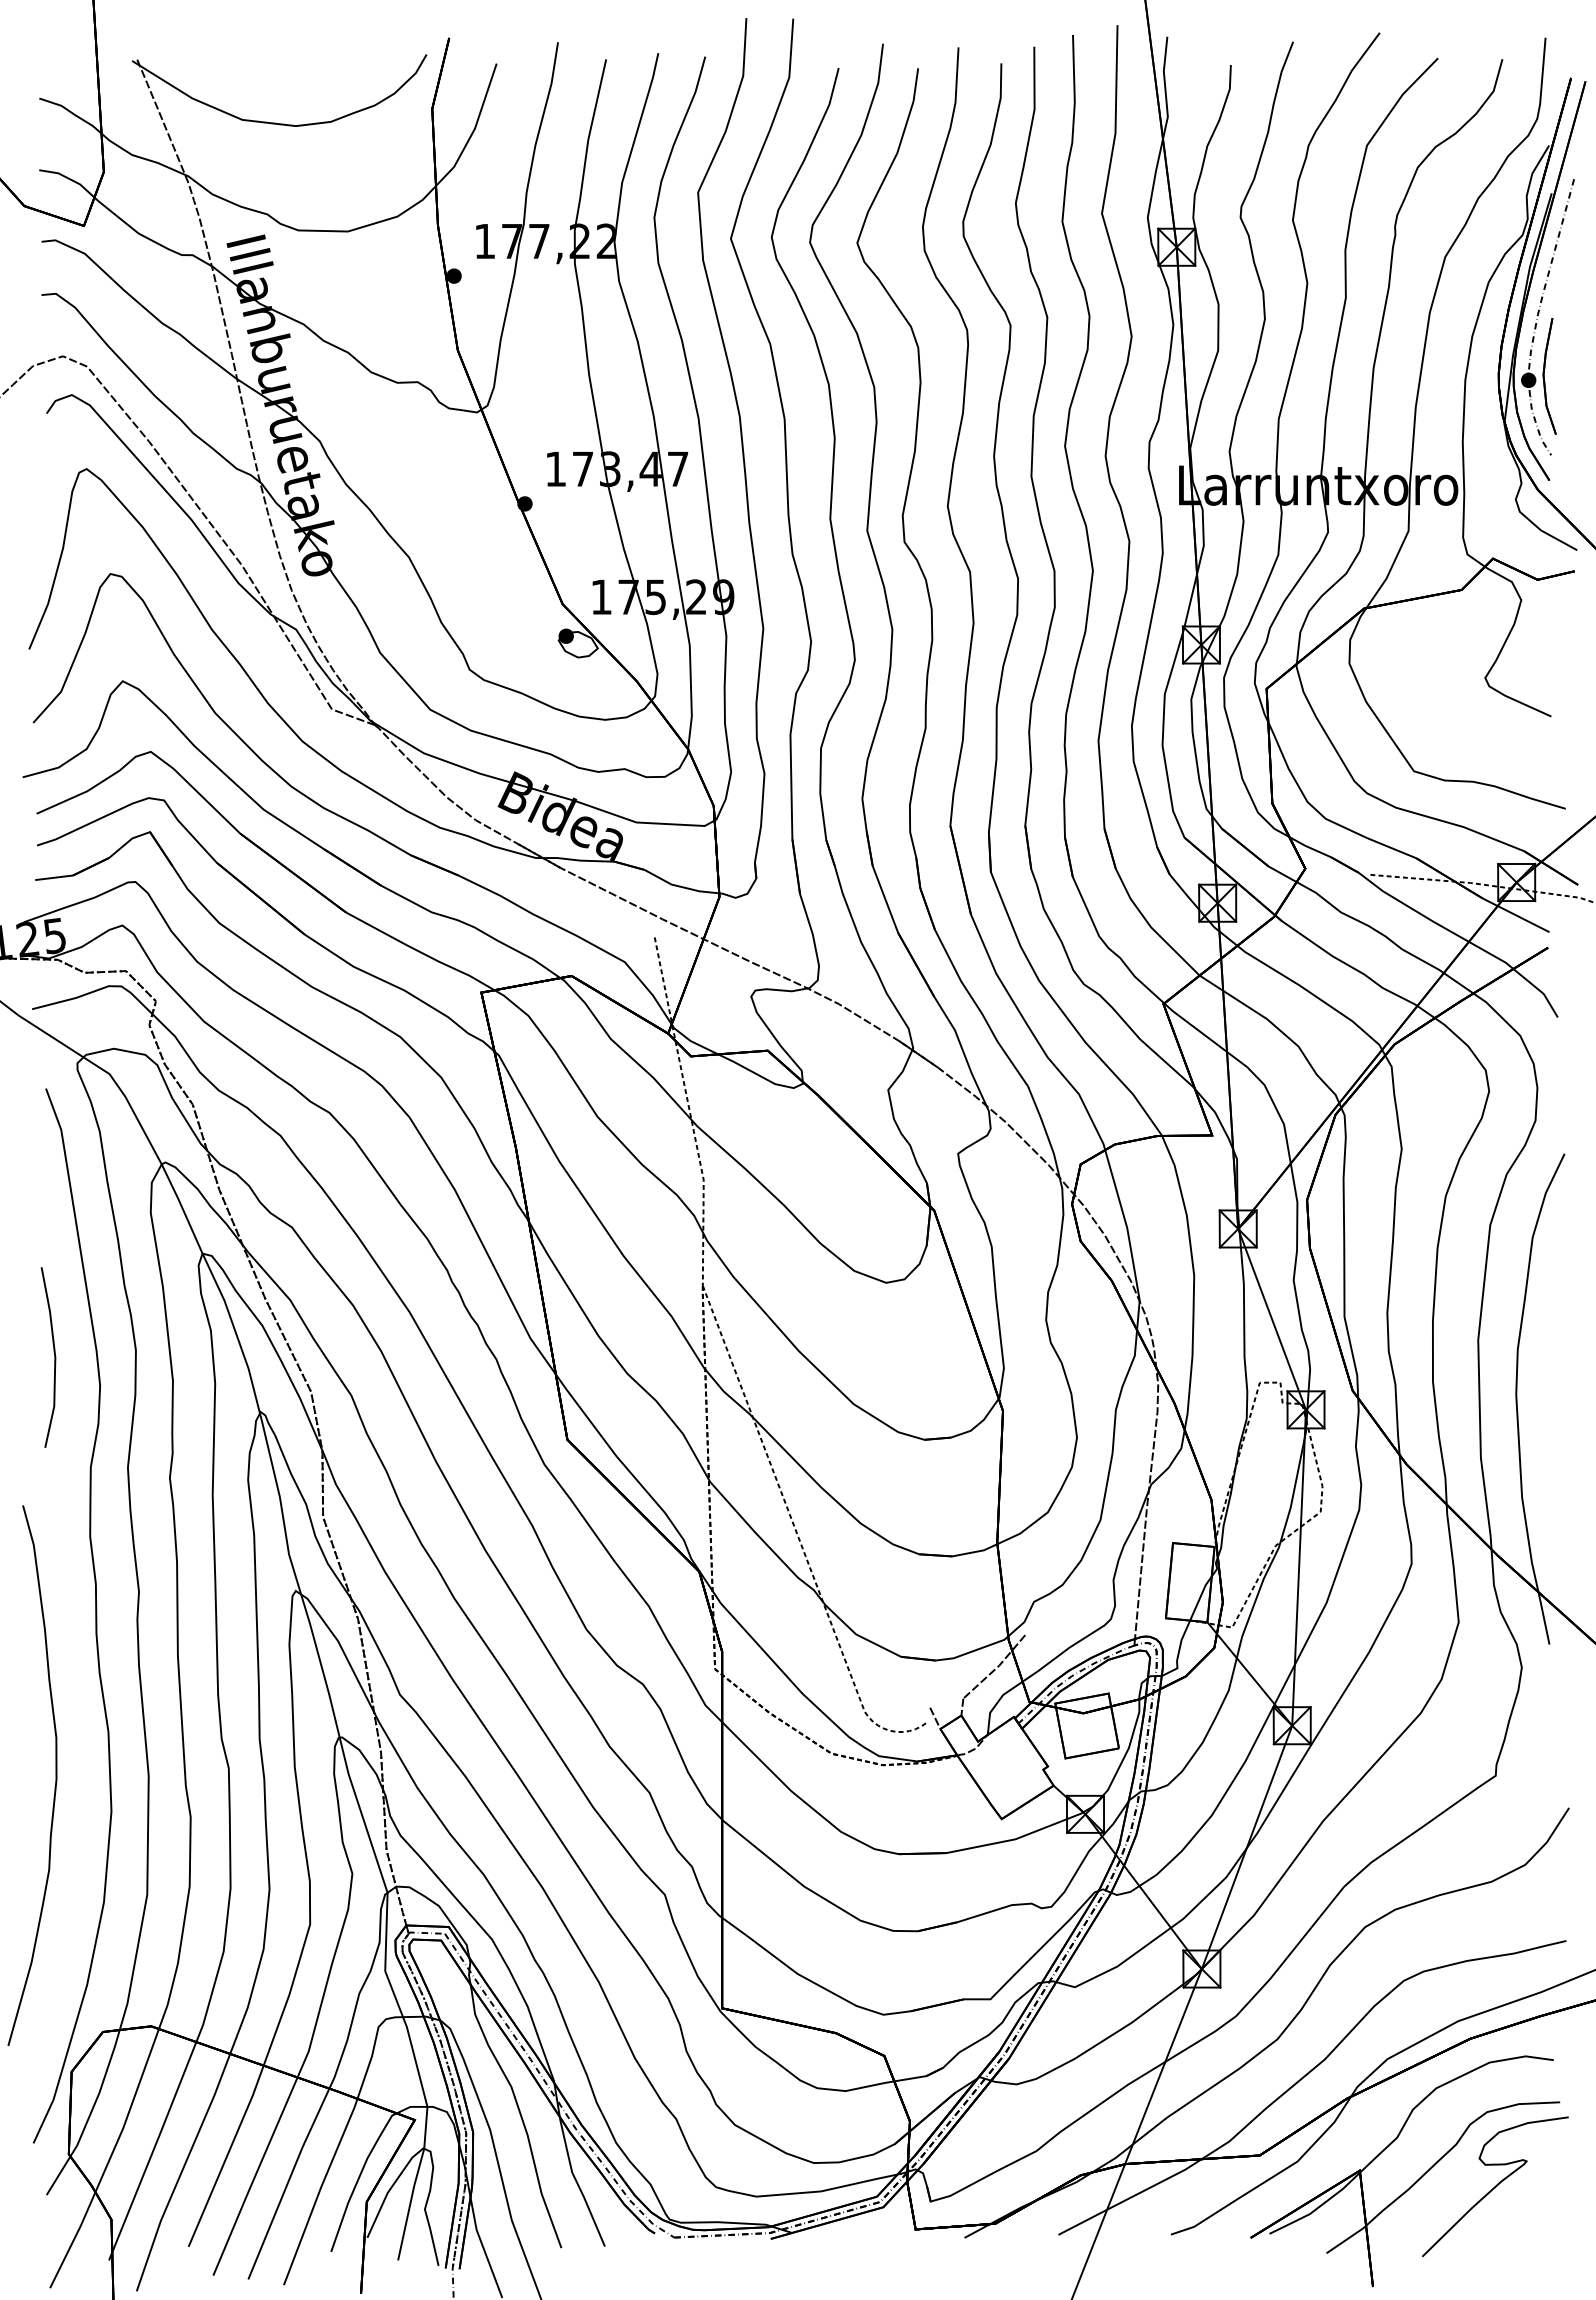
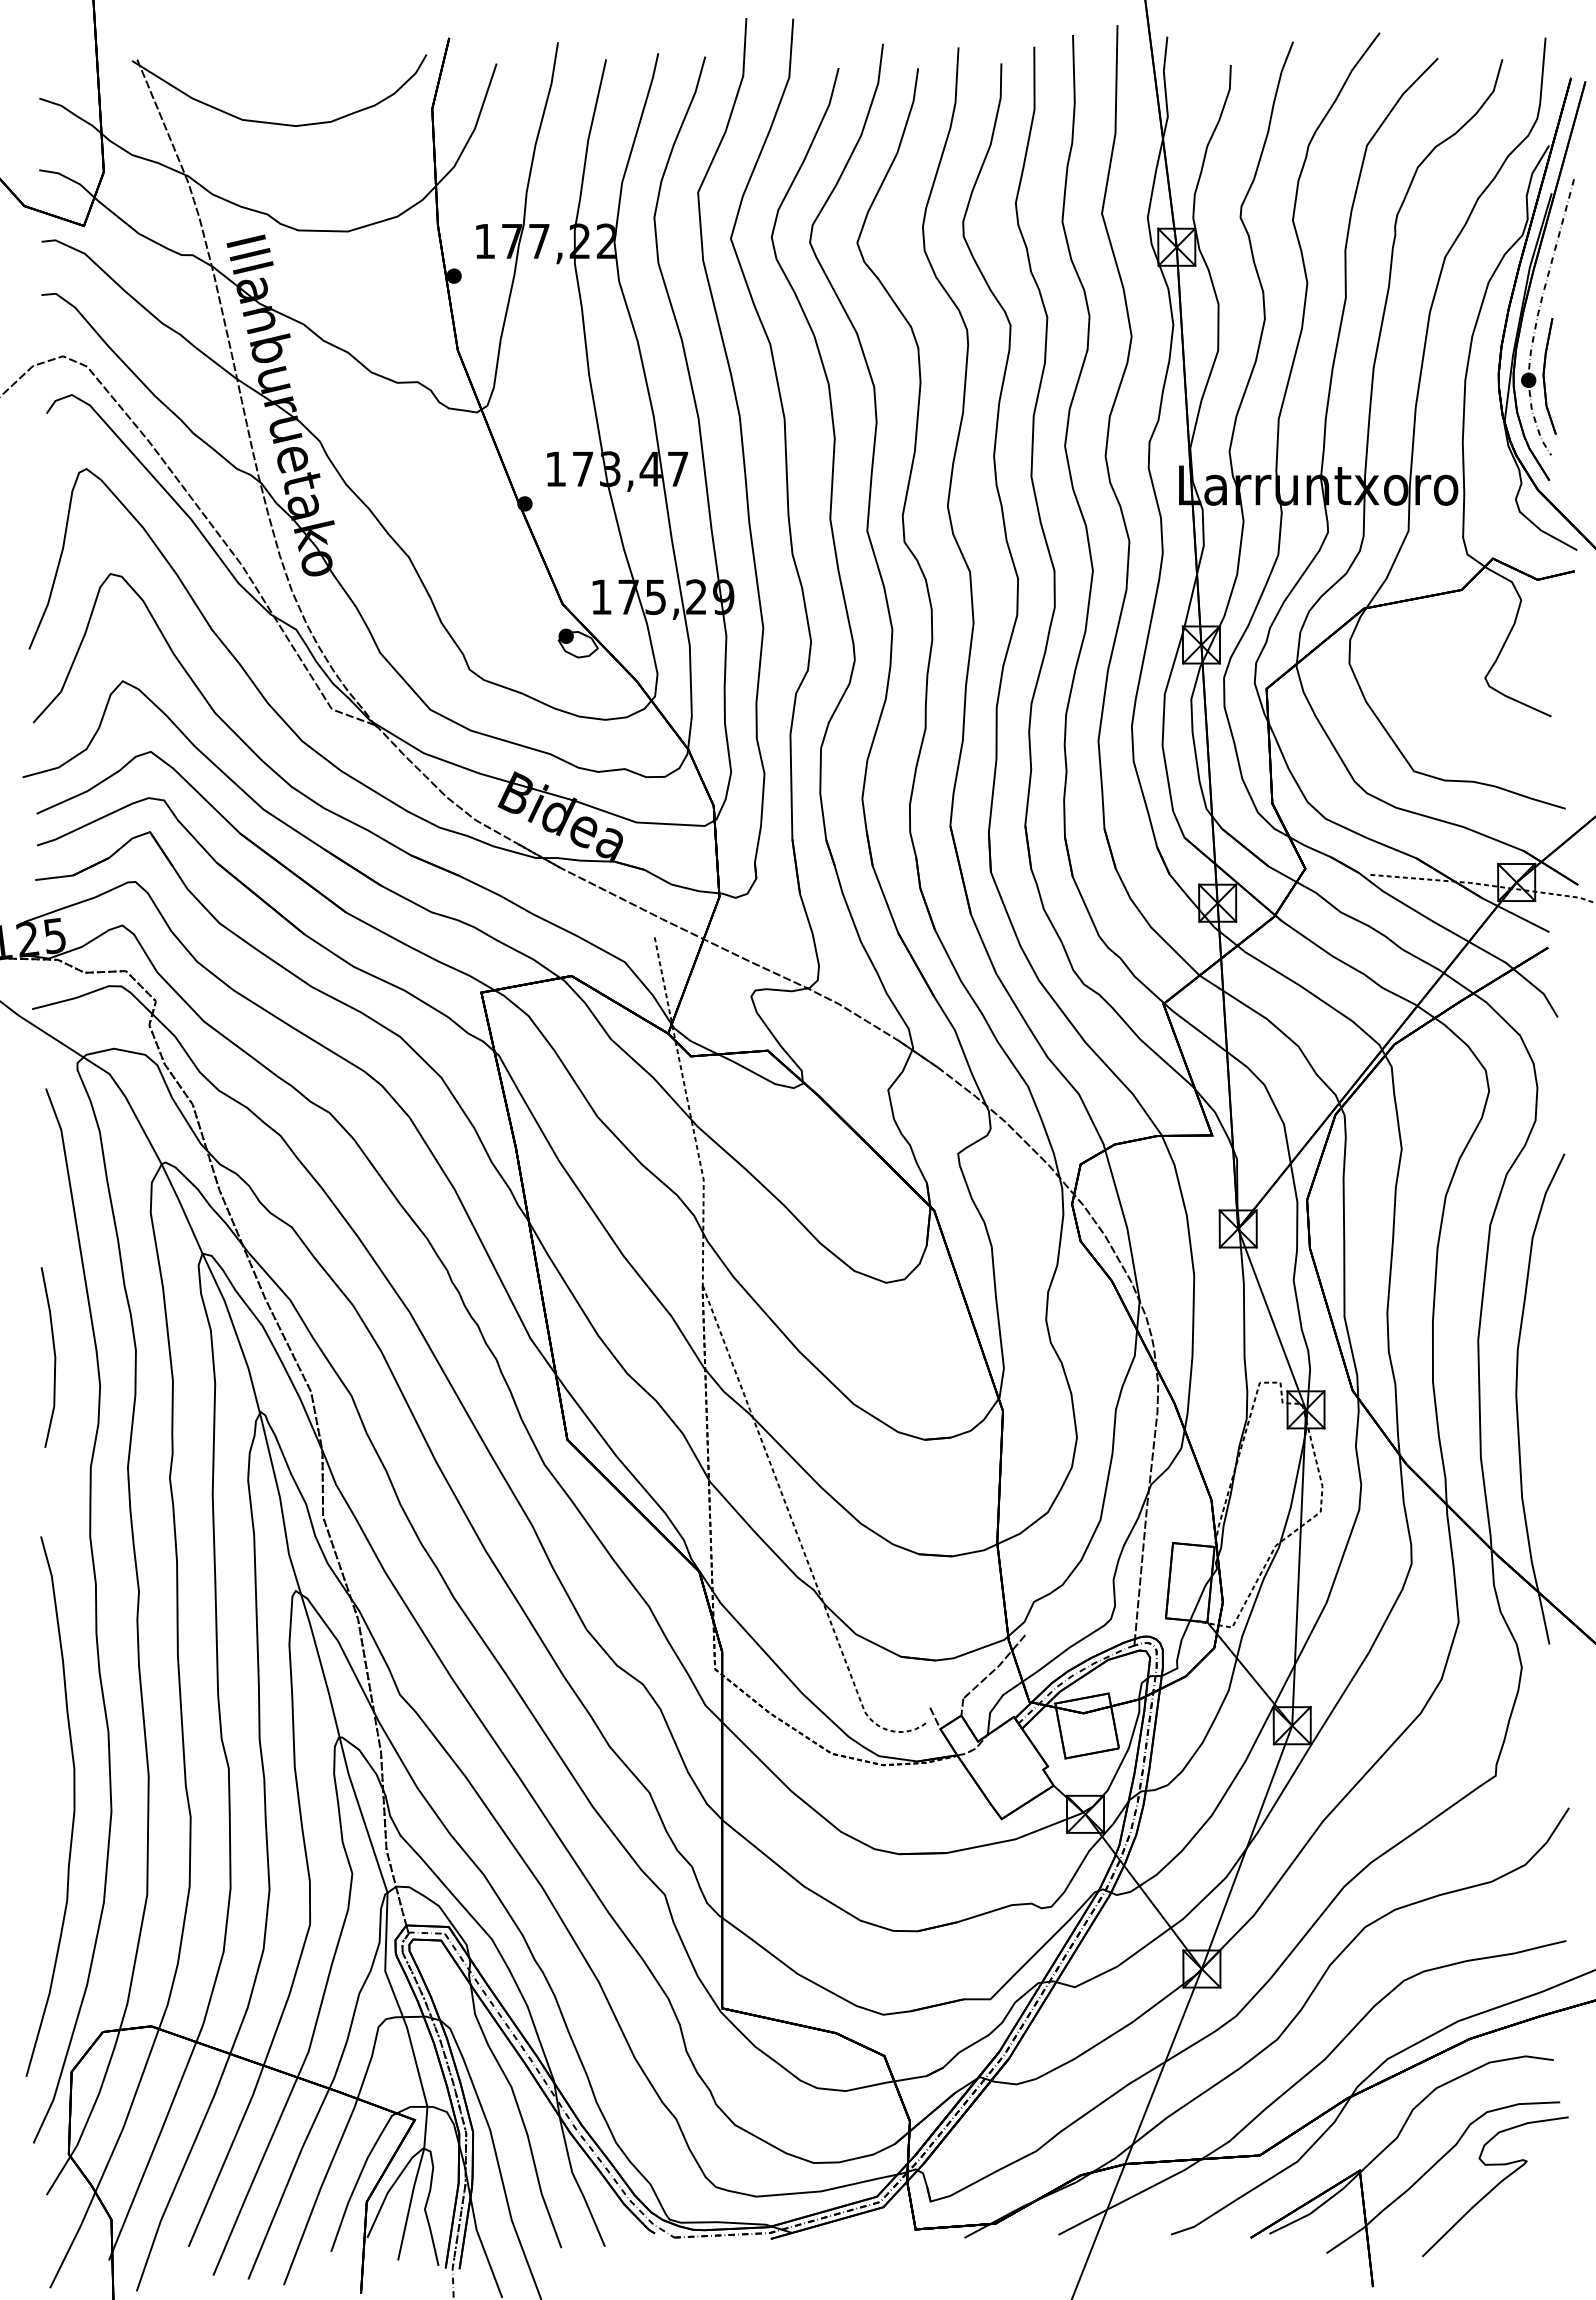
curve position: (55, 1775) -> (73, 1806) (73, 1806)
